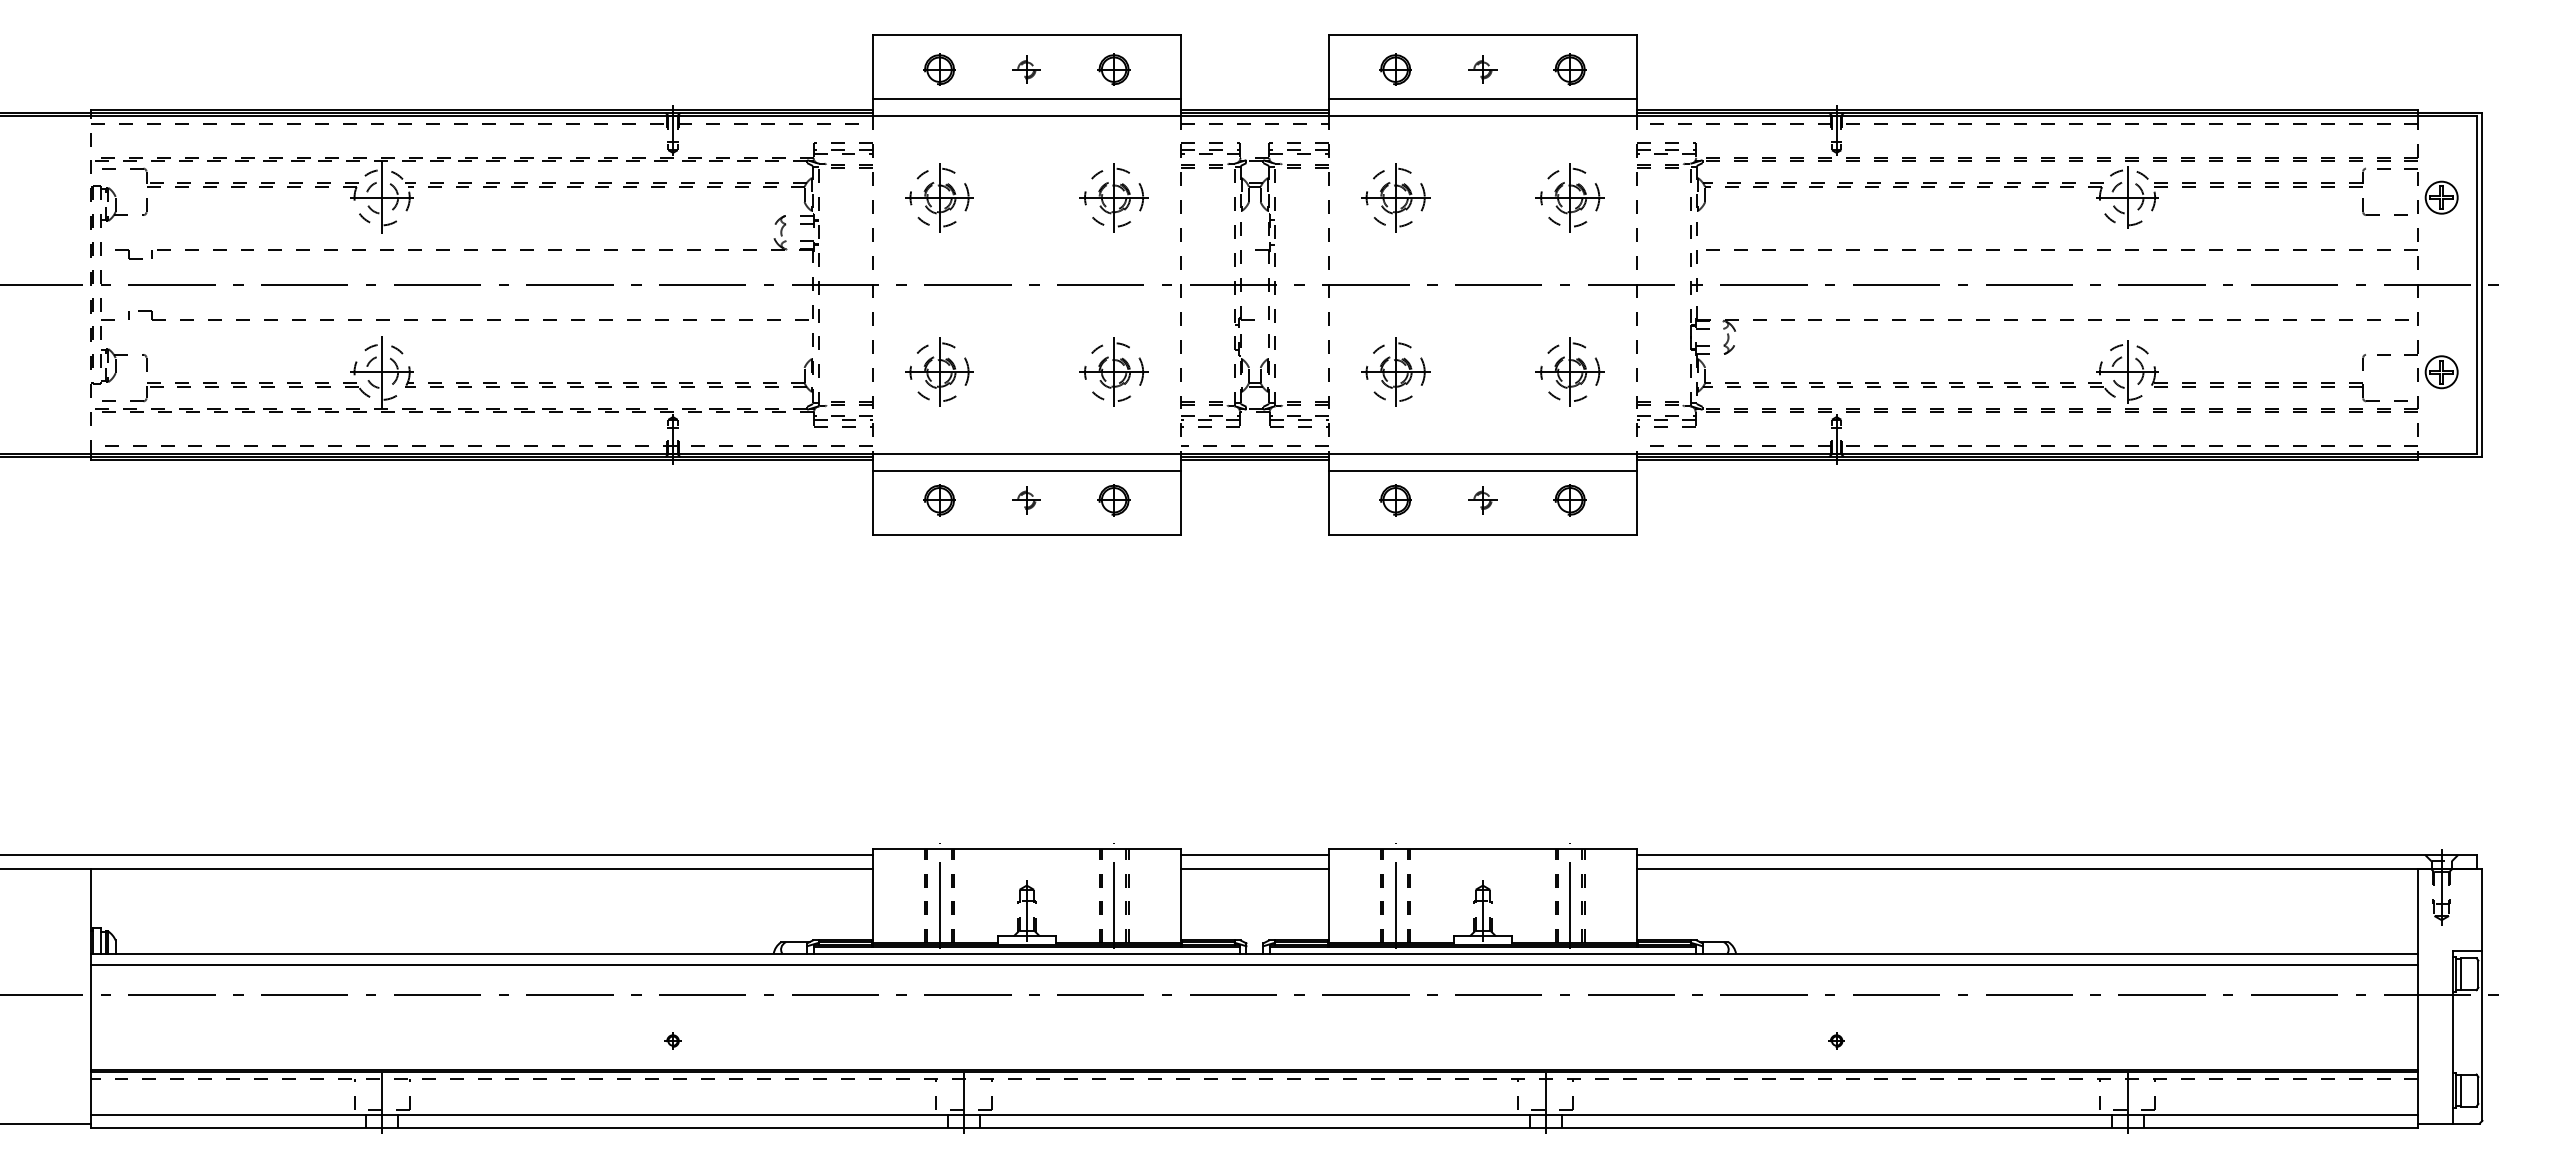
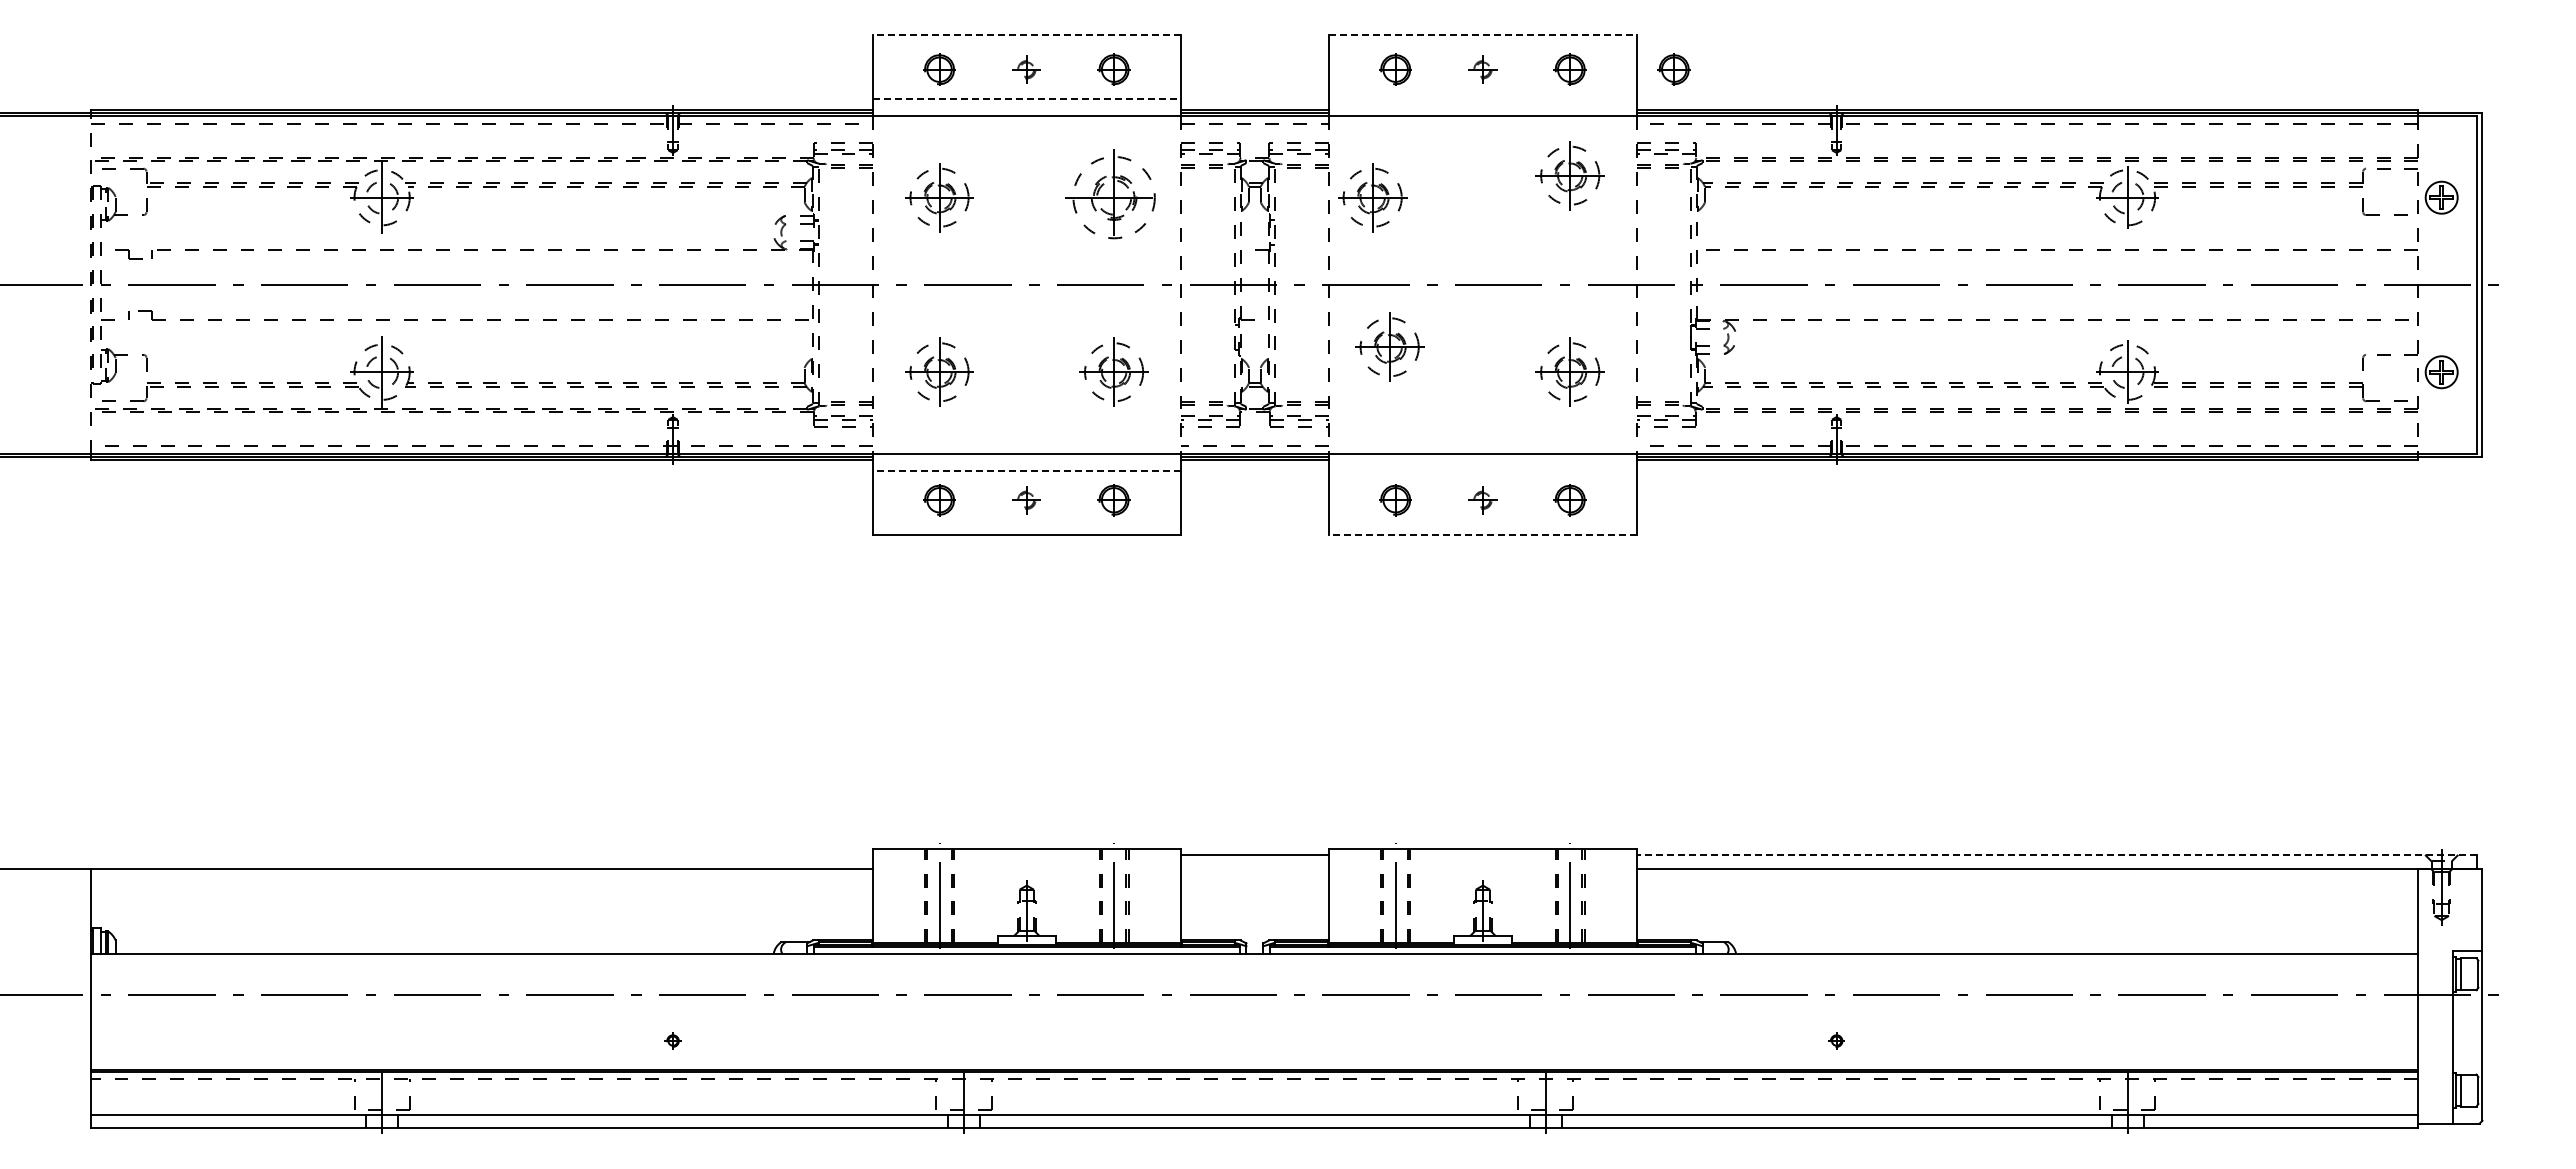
line: solid -> dashed (1026, 34)
line: solid -> dashed (1483, 34)
part: none -> present (1673, 69)
line: solid -> dashed (1027, 98)
line: present -> none (1482, 98)
part size: 70x70 px -> 91x91 px (1110, 194)
part position: (1395, 197) -> (1372, 197) (1372, 197)
part position: (1569, 197) -> (1569, 175) (1569, 175)
part position: (1395, 371) -> (1389, 346) (1389, 346)
line: solid -> dashed (1026, 471)
line: present -> none (1482, 471)
line: solid -> dashed (1482, 535)
line: present -> none (437, 854)
line: solid -> dashed (2056, 854)
line: present -> none (1254, 869)
line: present -> none (1254, 965)
line: present -> none (46, 1123)
